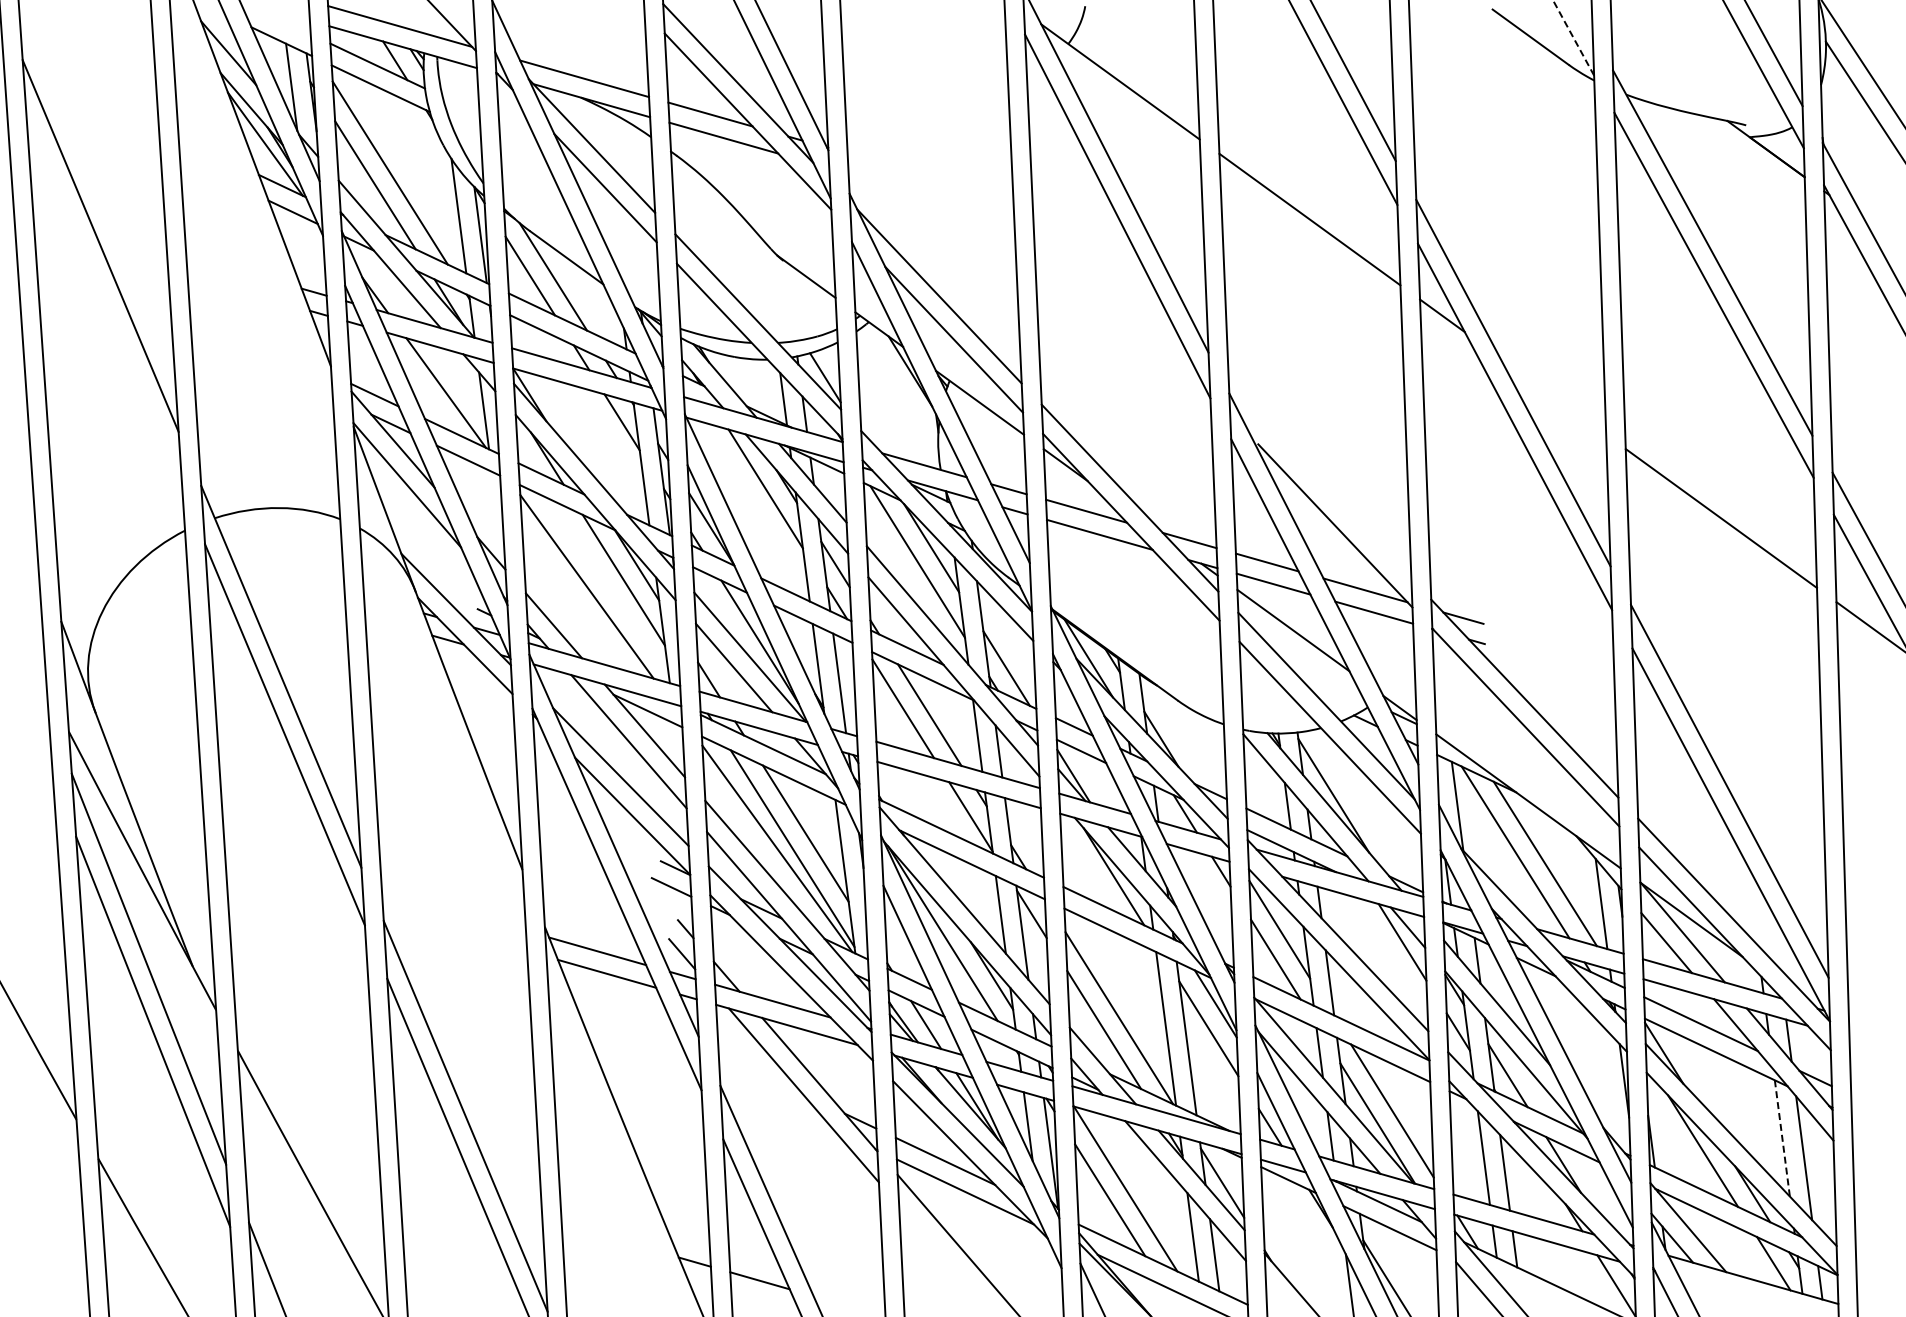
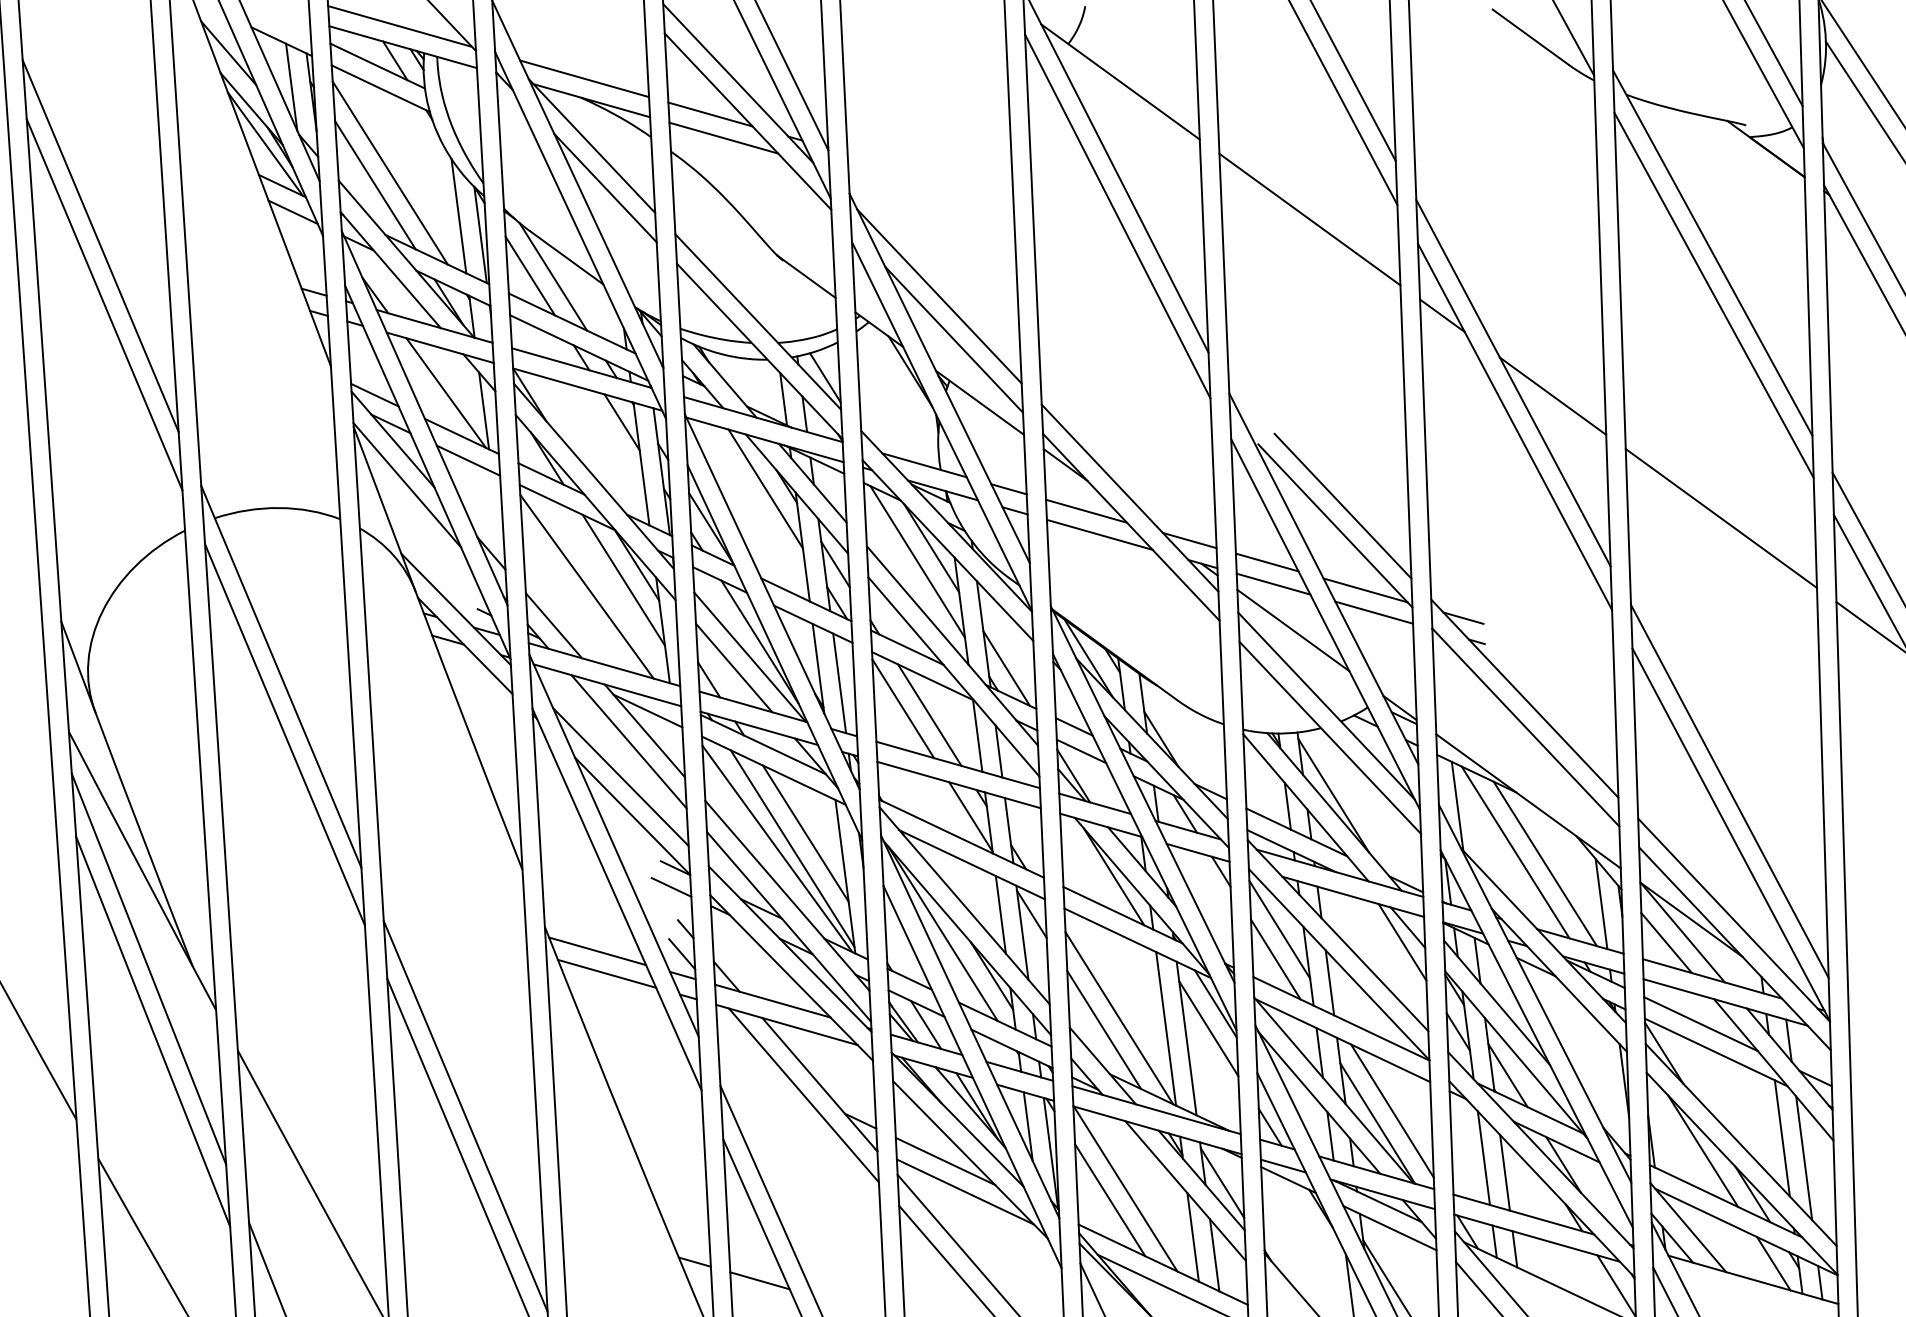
line: dashed -> solid (1573, 37)
line: none -> present (104, 304)
line: none -> present (1552, 395)
line: none -> present (1342, 505)
line: dashed -> solid (1782, 1138)
line: none -> present (945, 1259)
